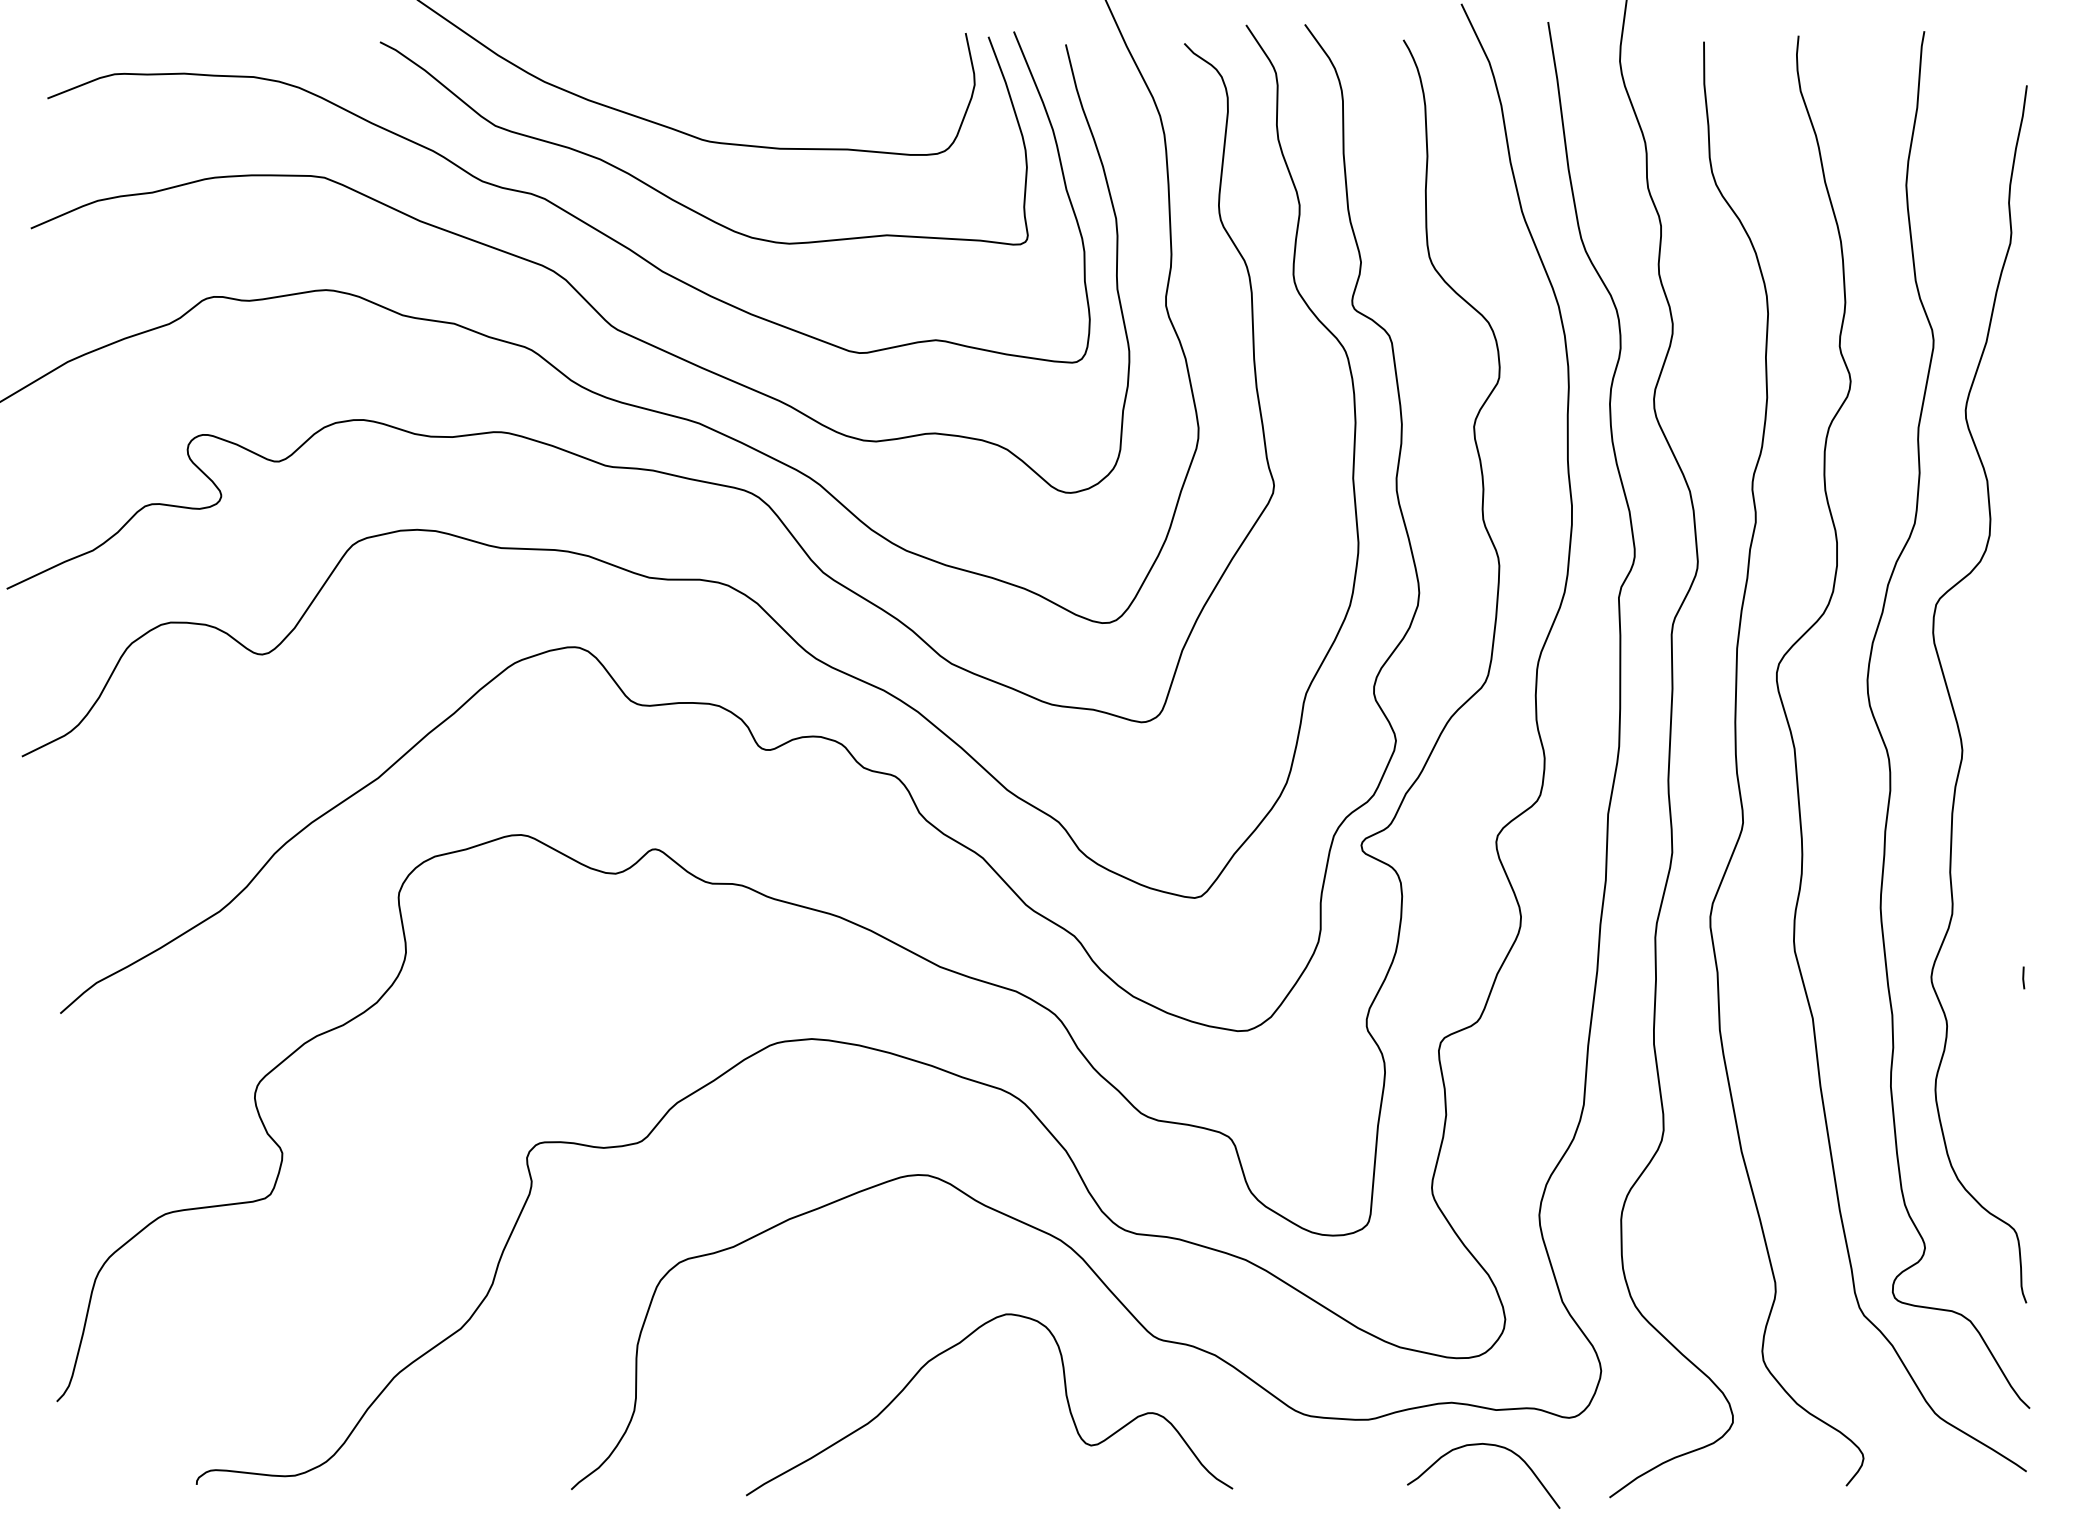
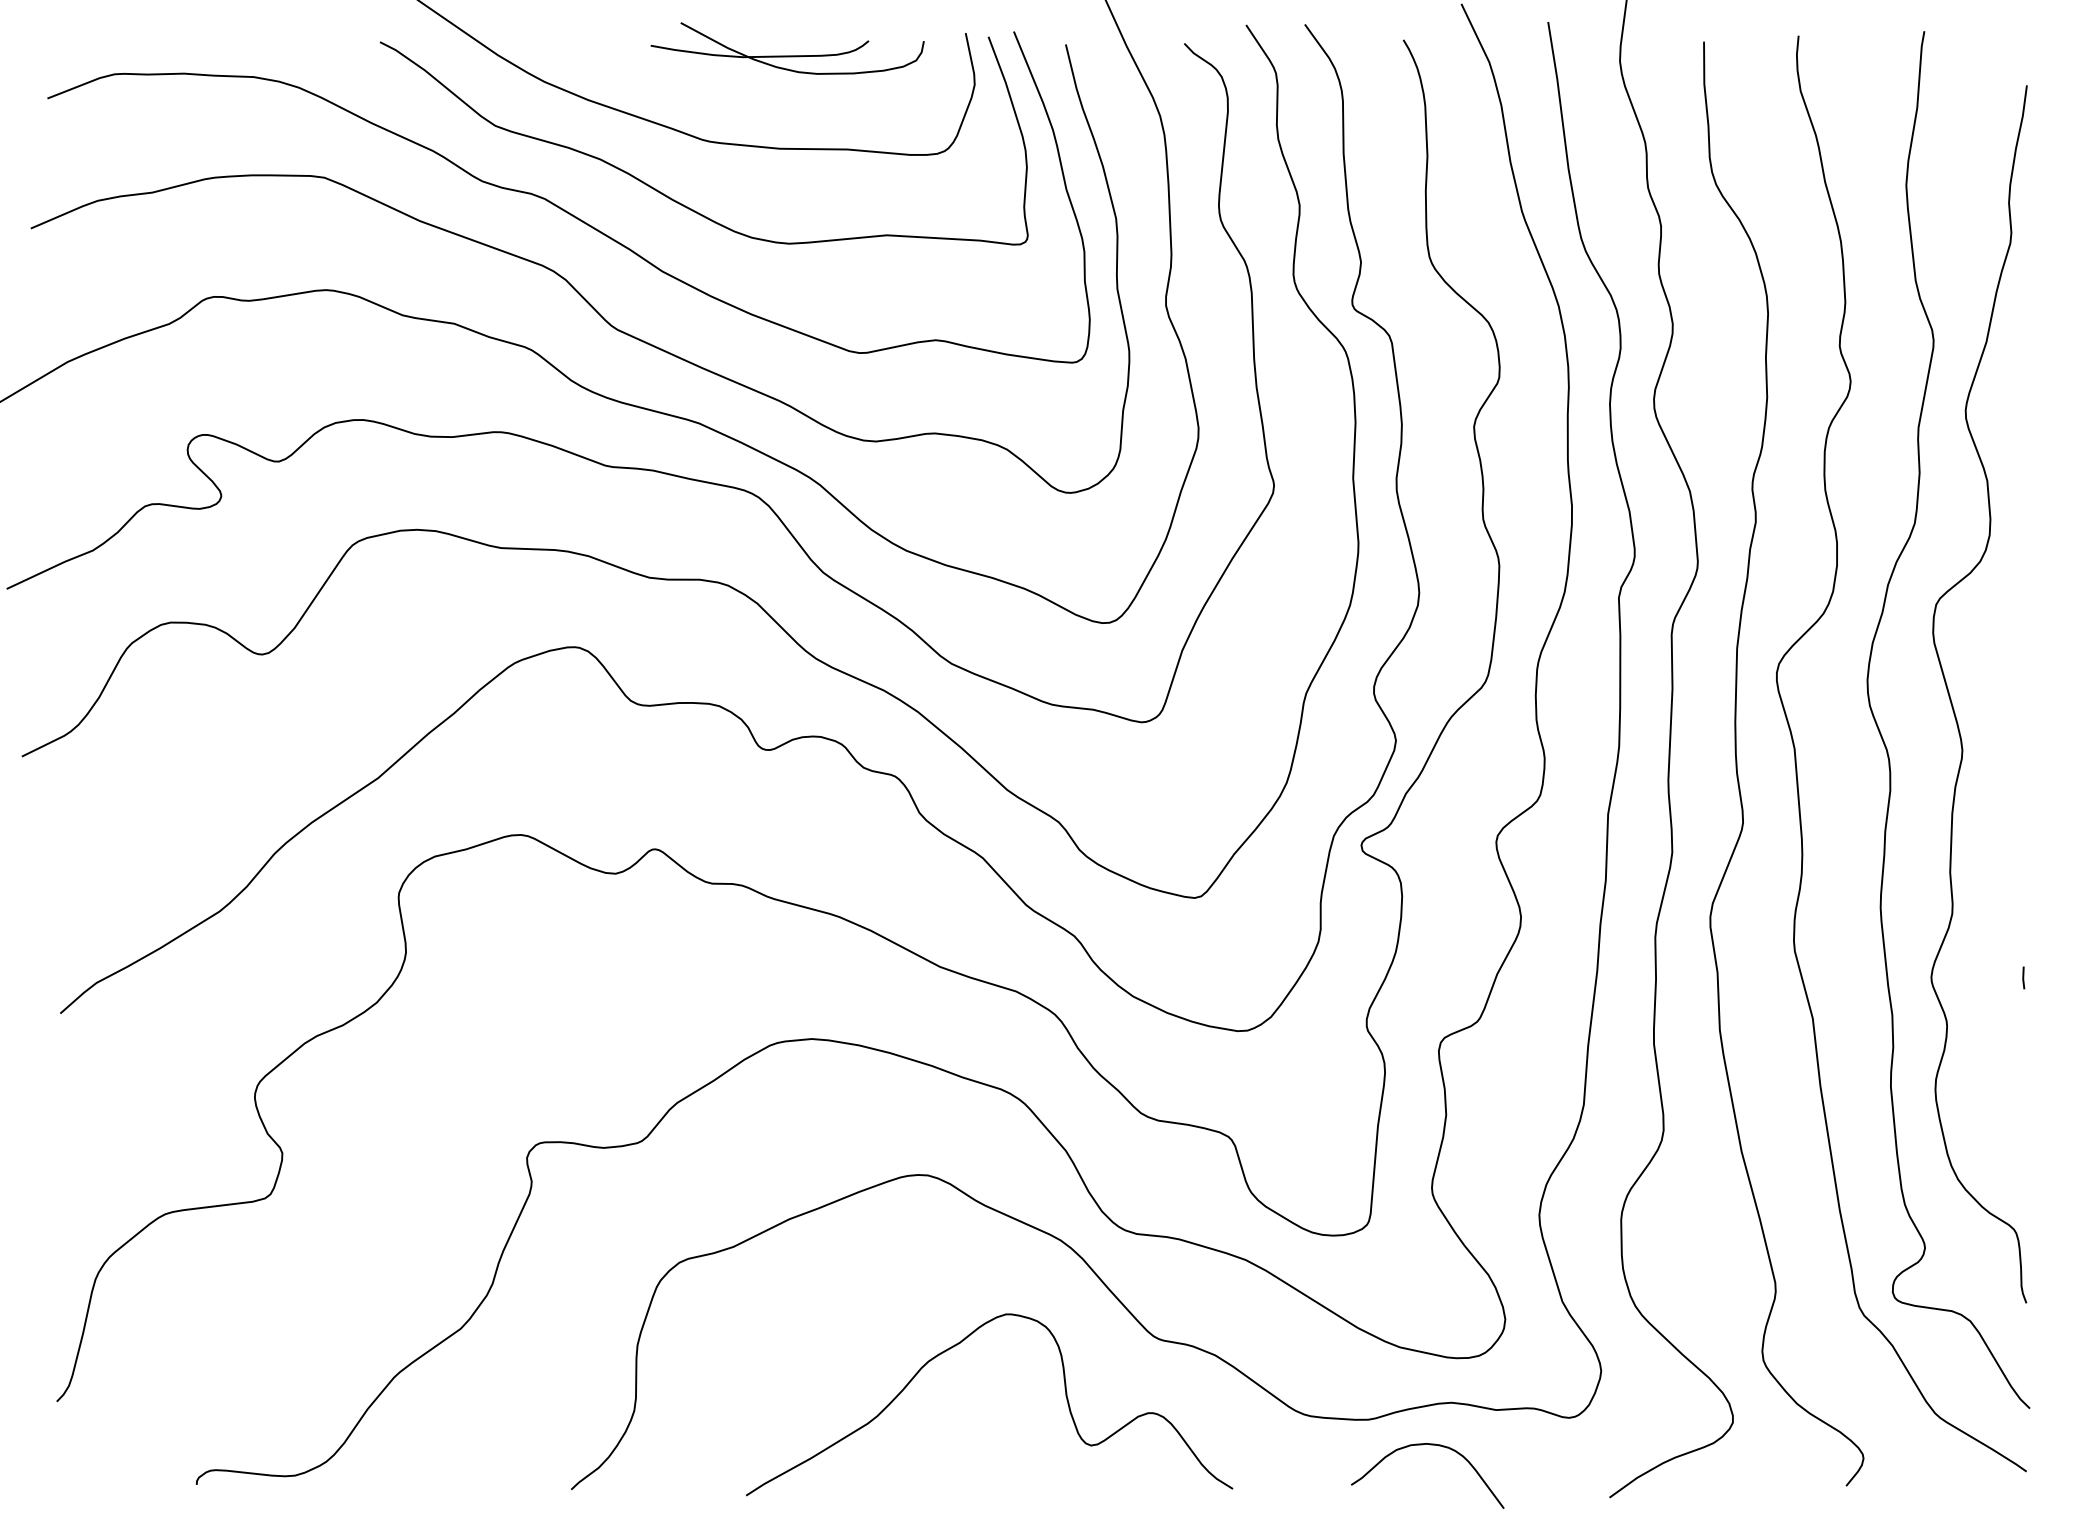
part: none -> present (787, 55)
curve position: (1486, 1445) -> (1430, 1445) (1430, 1445)
